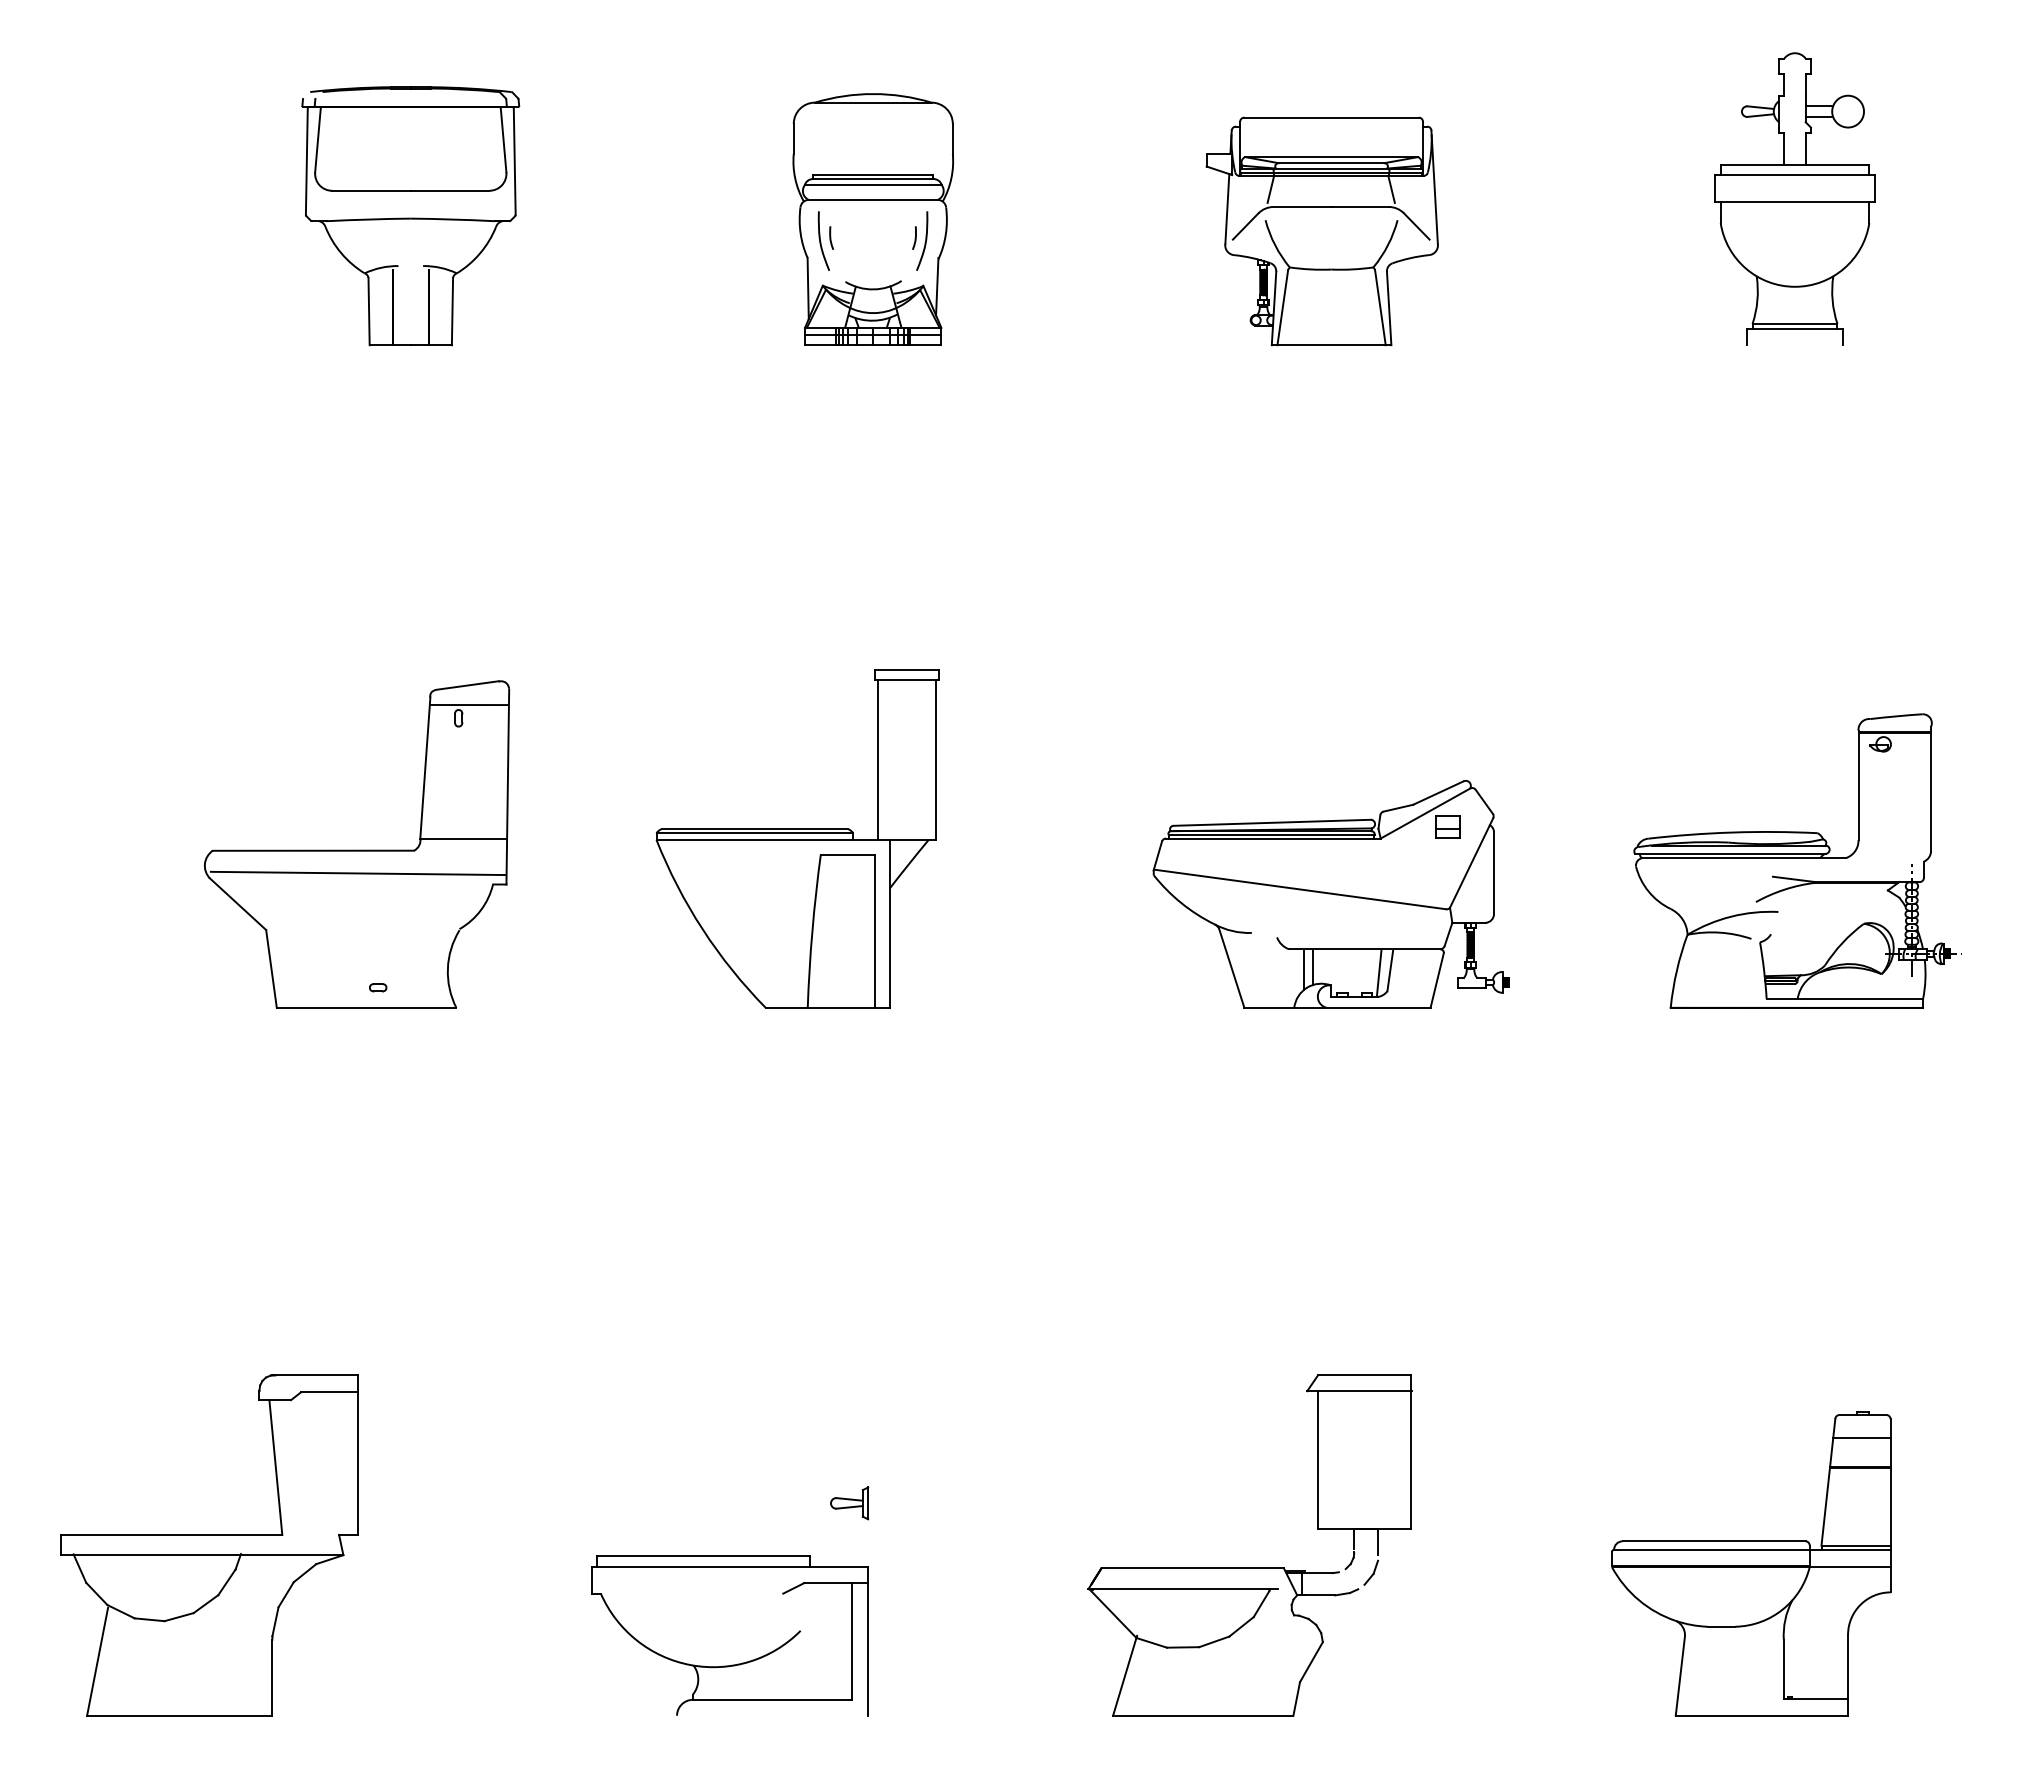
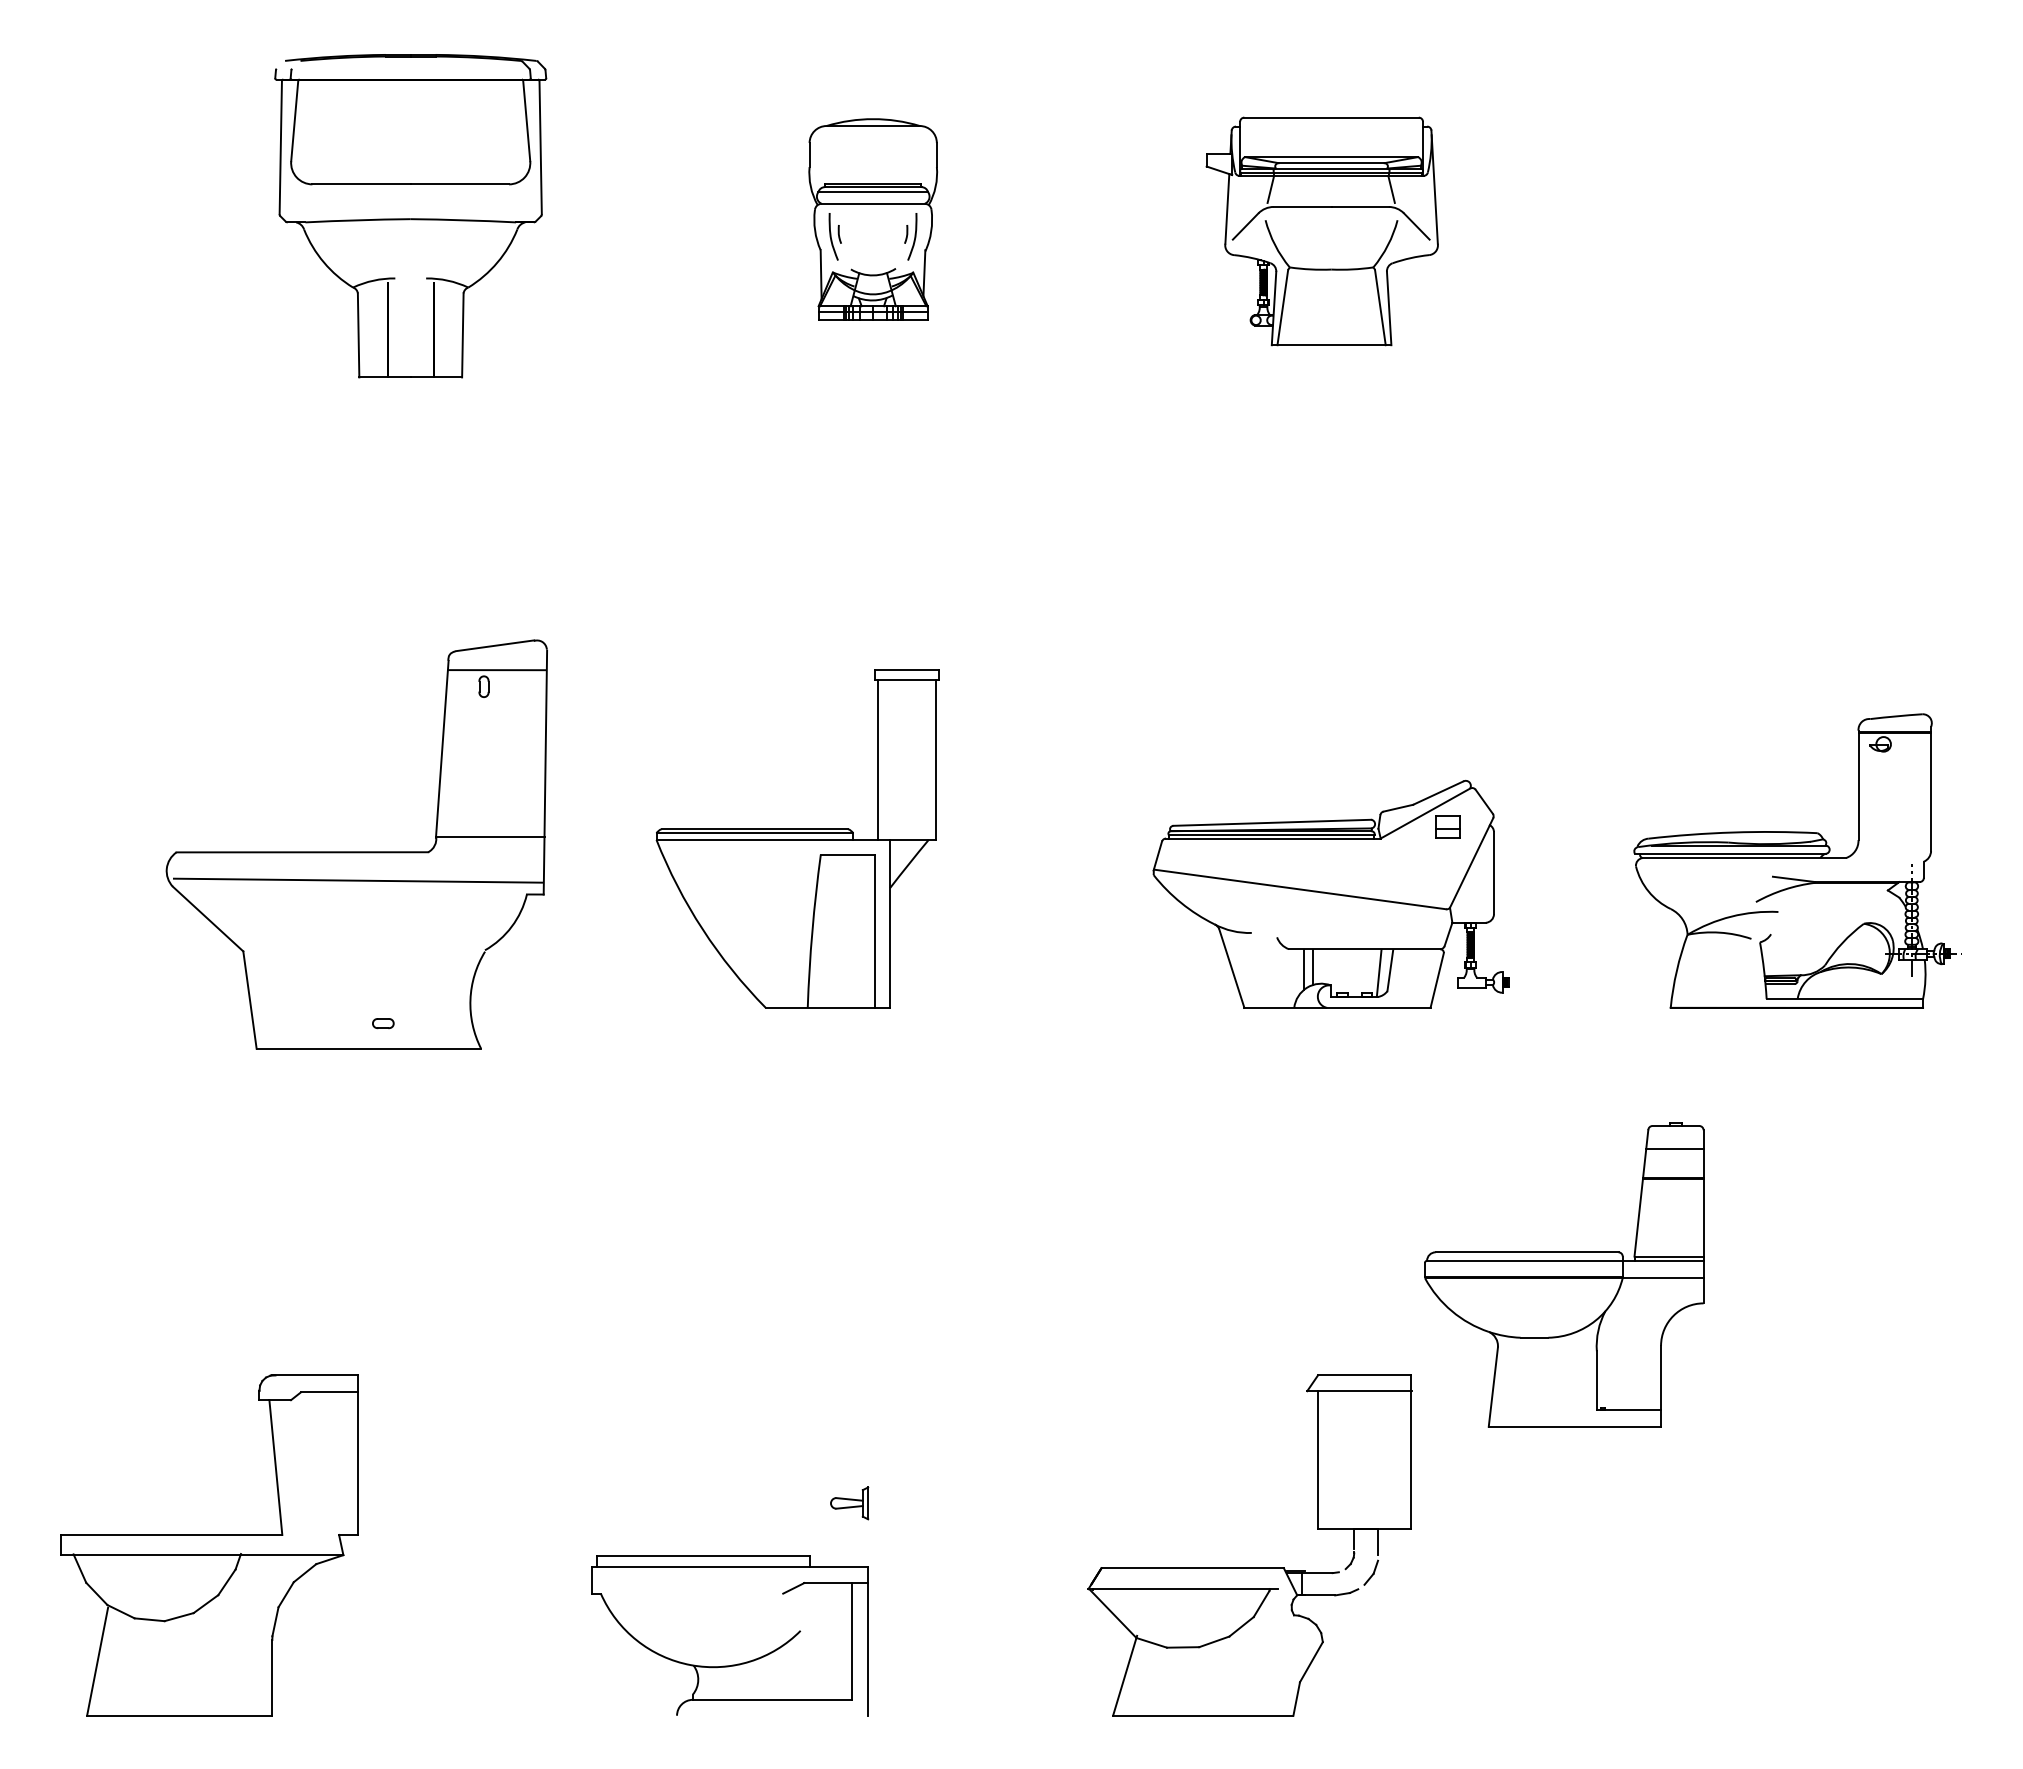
part: present -> none (1794, 198)
part size: 220x261 px -> 274x325 px (410, 216)
part size: 162x253 px -> 131x203 px (873, 219)
part size: 307x329 px -> 383x411 px (356, 844)
part position: (1751, 1563) -> (1564, 1274) (1564, 1274)
